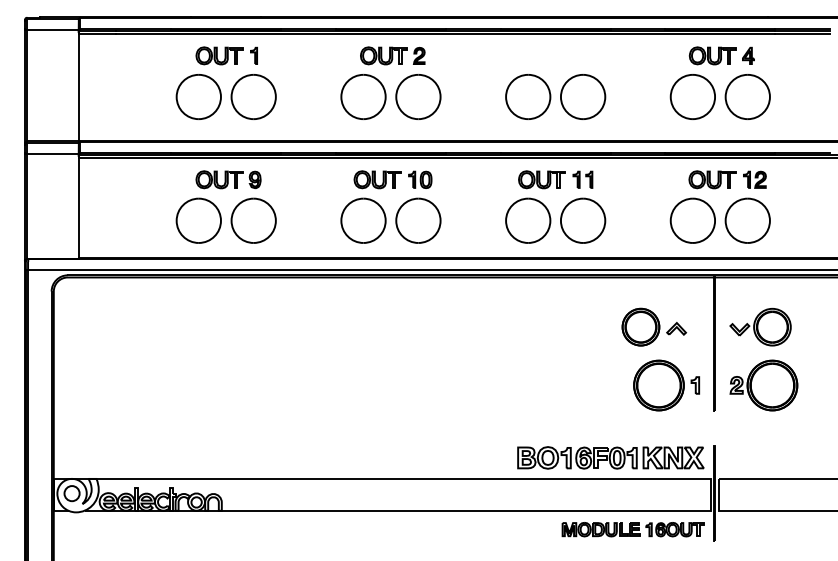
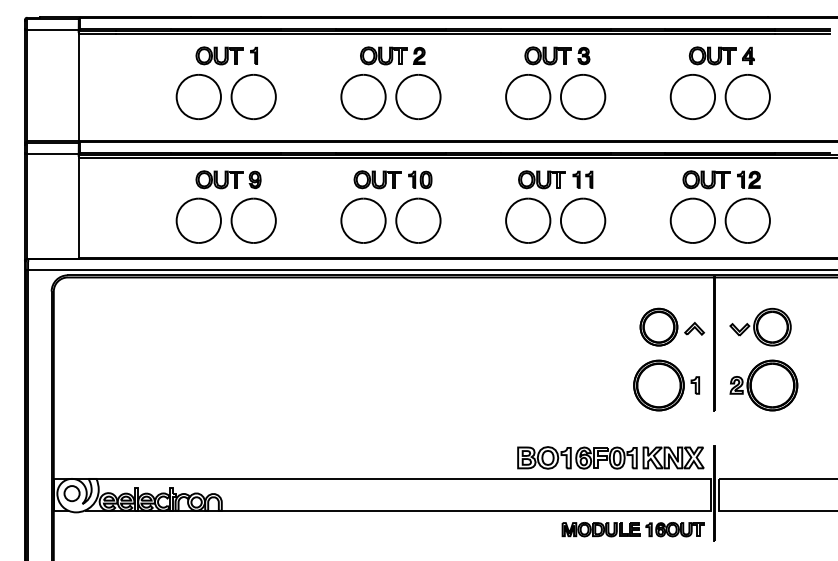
part: none -> present (557, 55)
part position: (727, 179) -> (721, 179) (721, 179)
part position: (654, 326) -> (672, 326) (672, 326)
